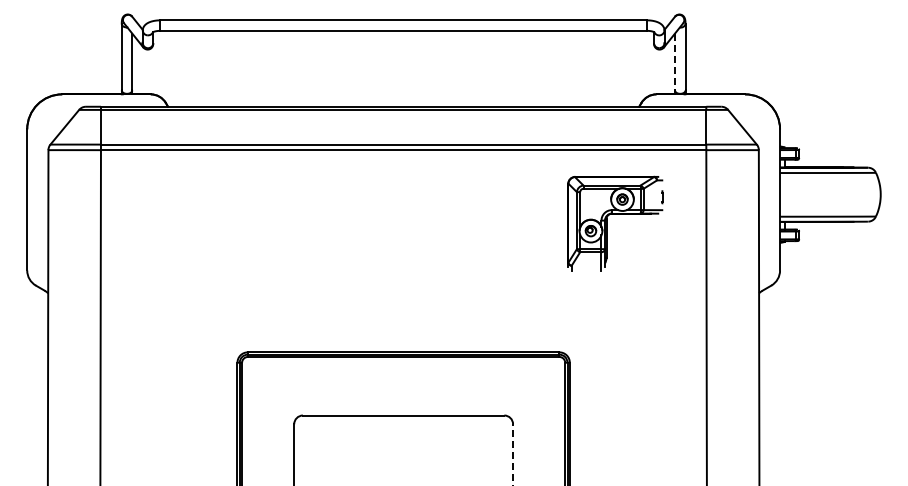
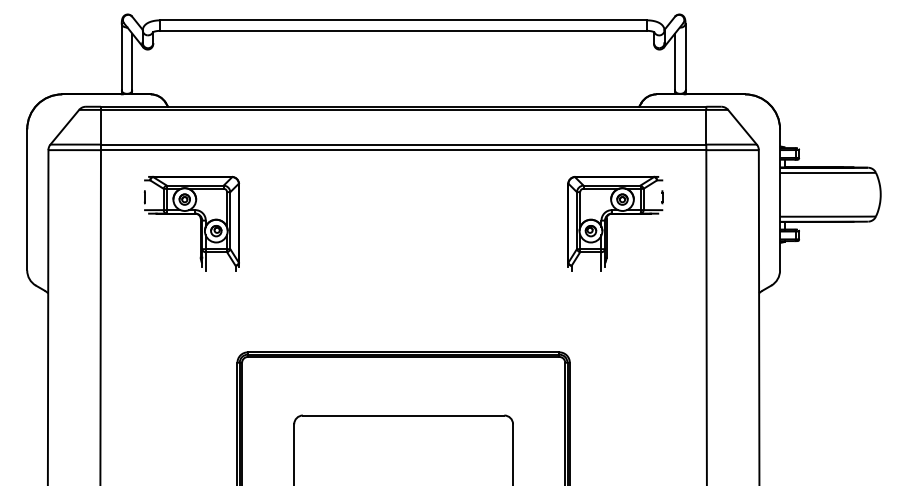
line: dashed -> solid (675, 62)
part: none -> present (191, 214)
line: dashed -> solid (513, 454)
